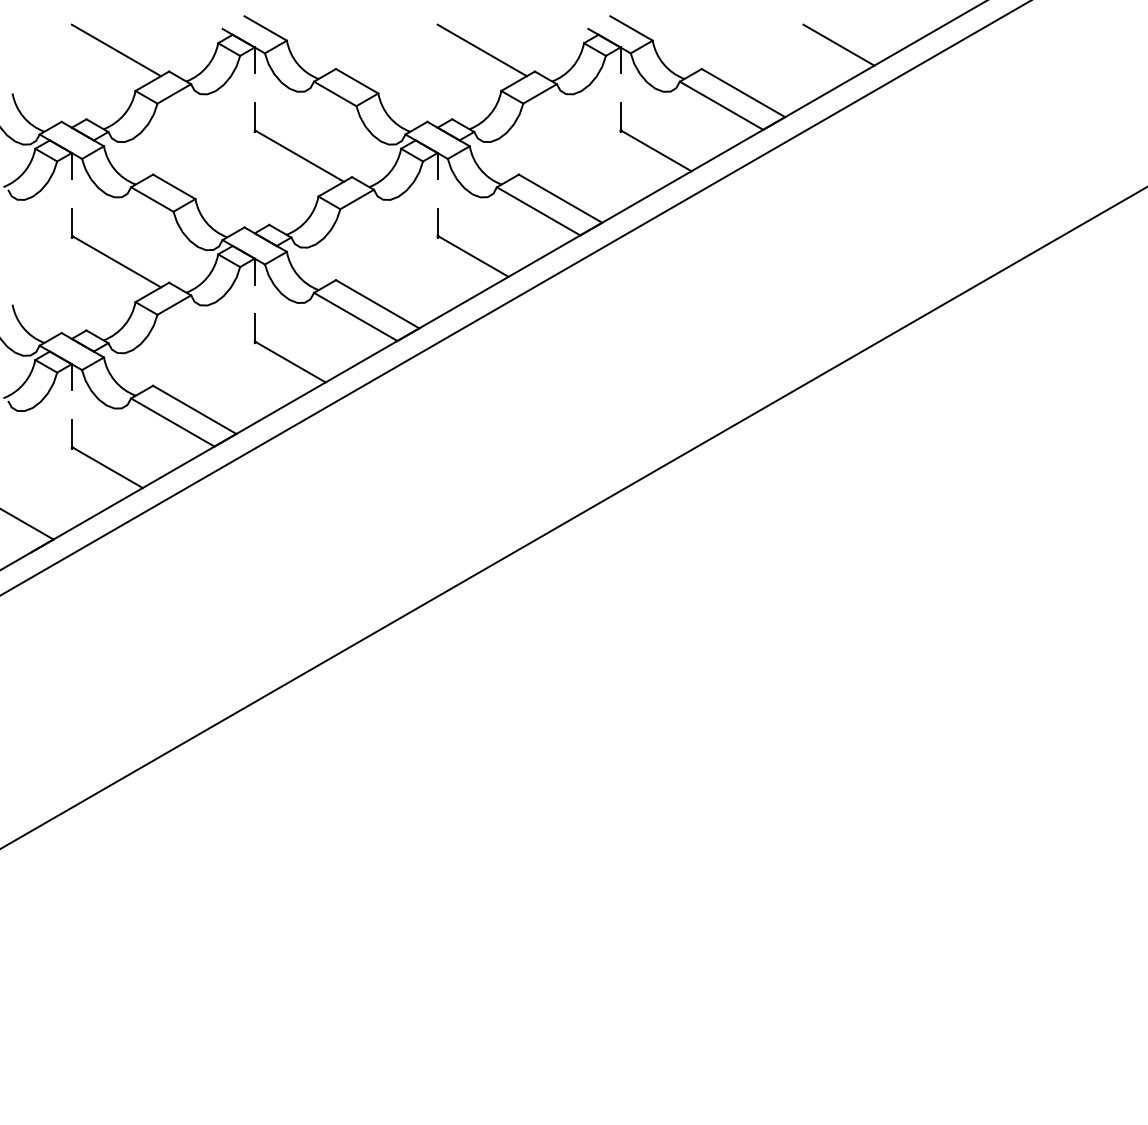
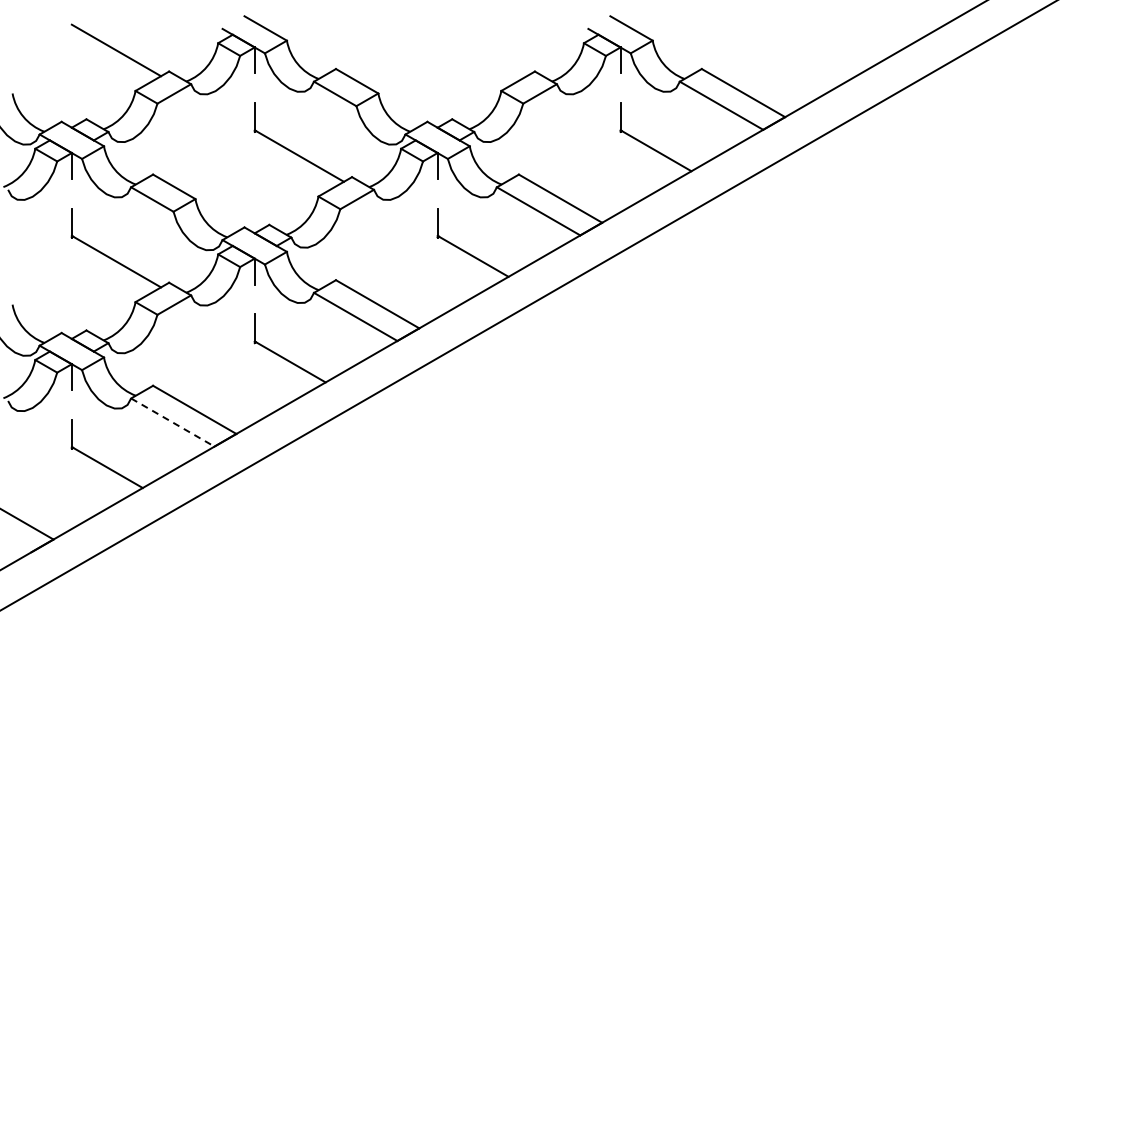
line: present -> none (838, 44)
line: present -> none (481, 50)
line position: (515, 298) -> (528, 305) (528, 305)
line: solid -> dashed (173, 422)
line: present -> none (573, 517)
